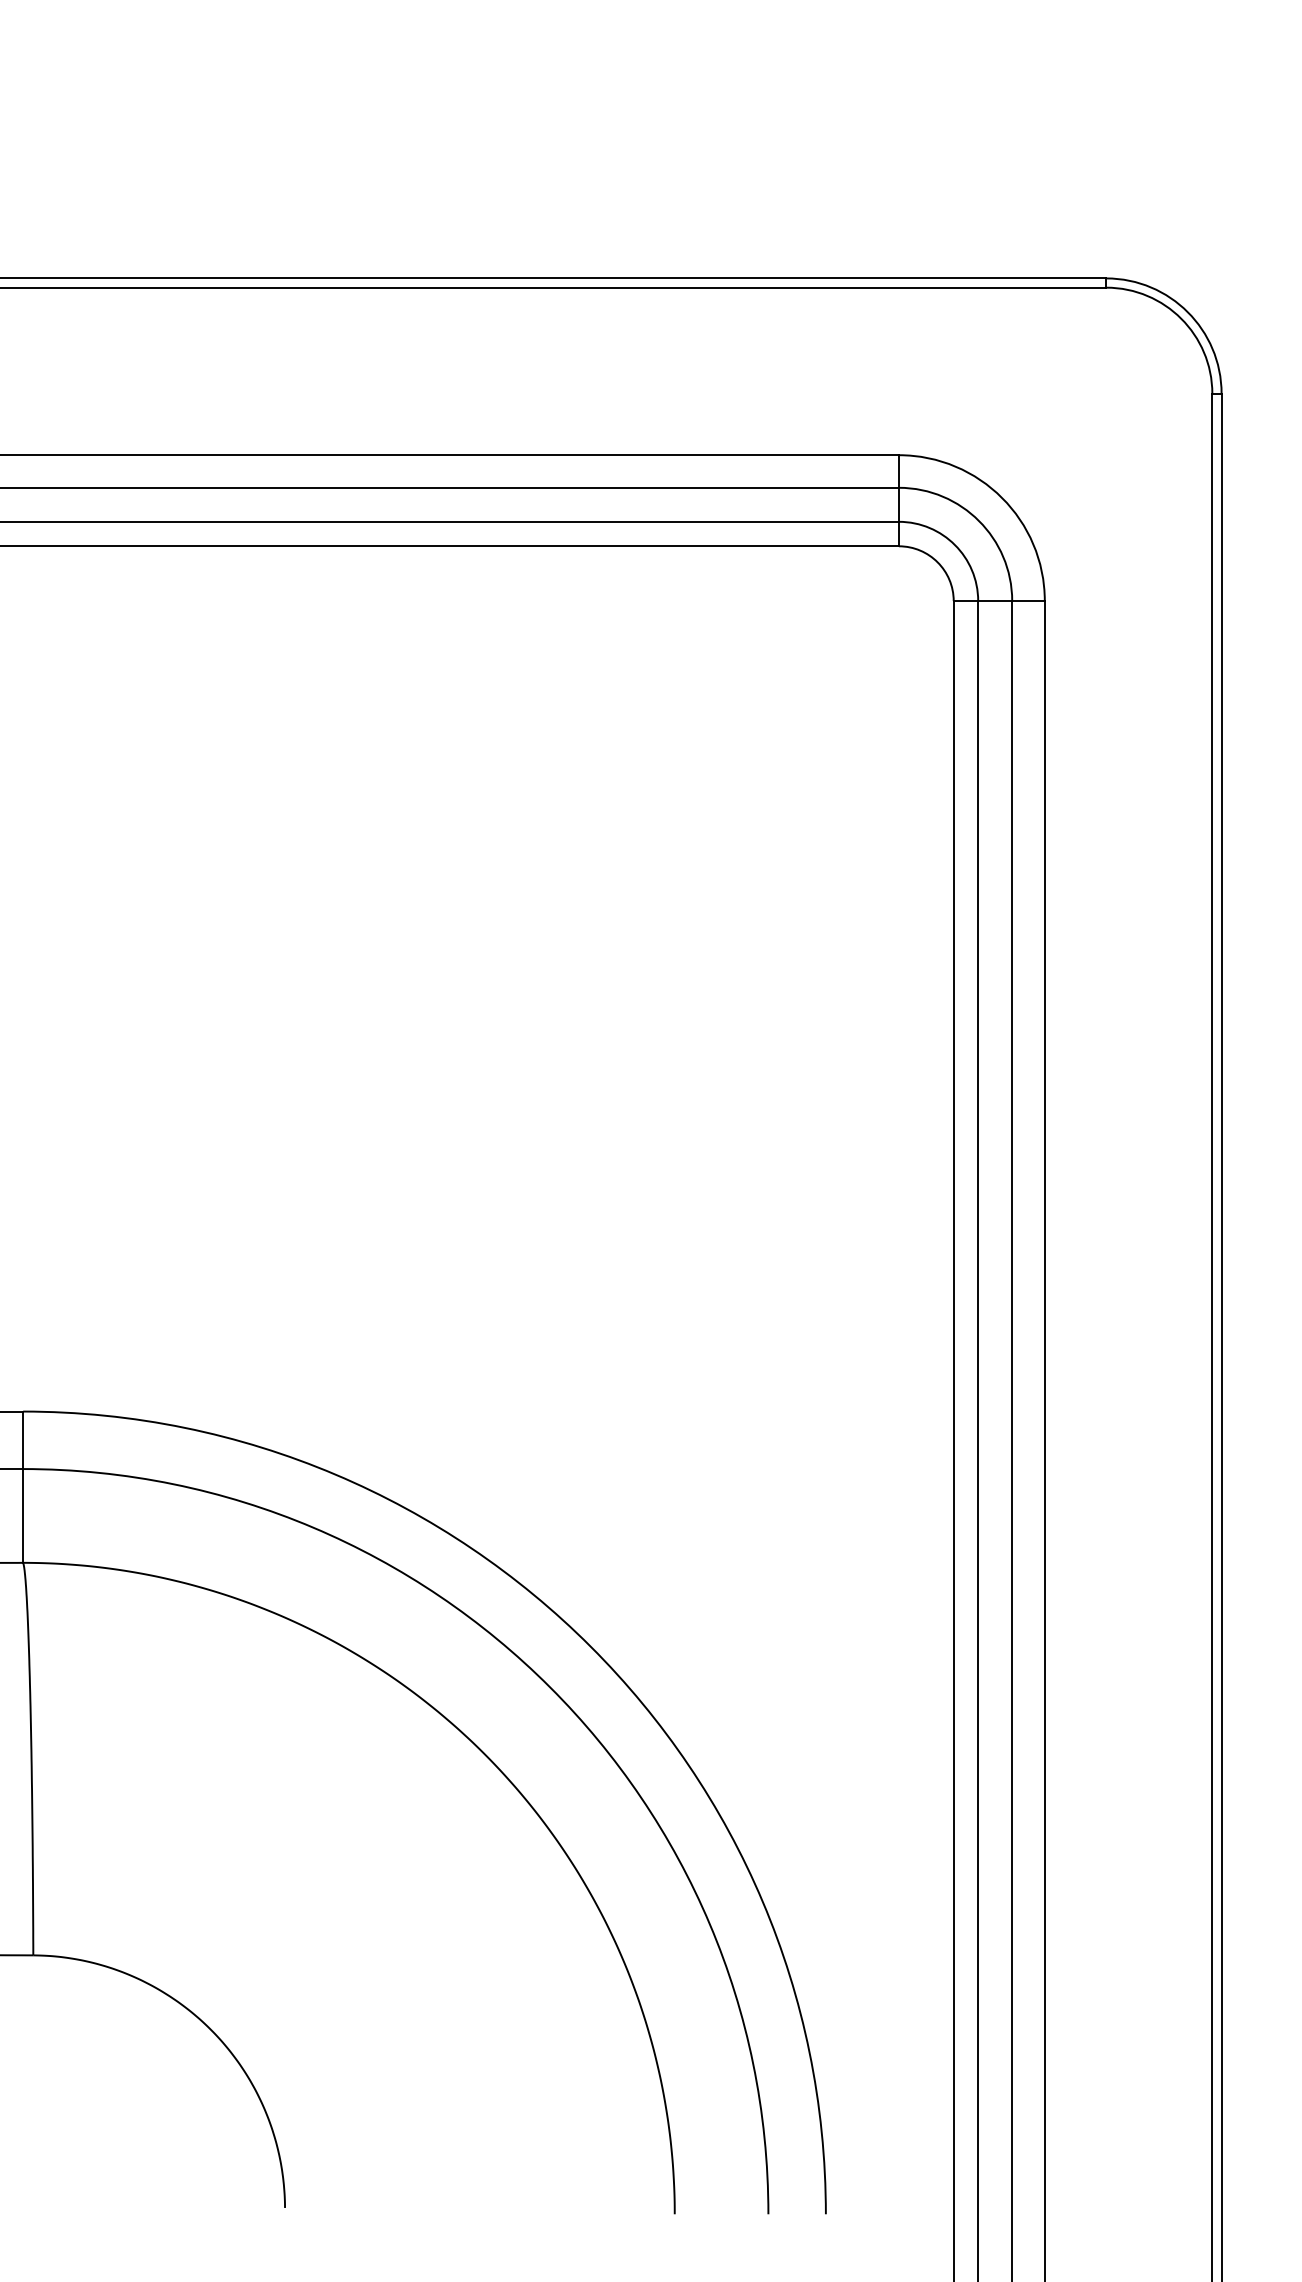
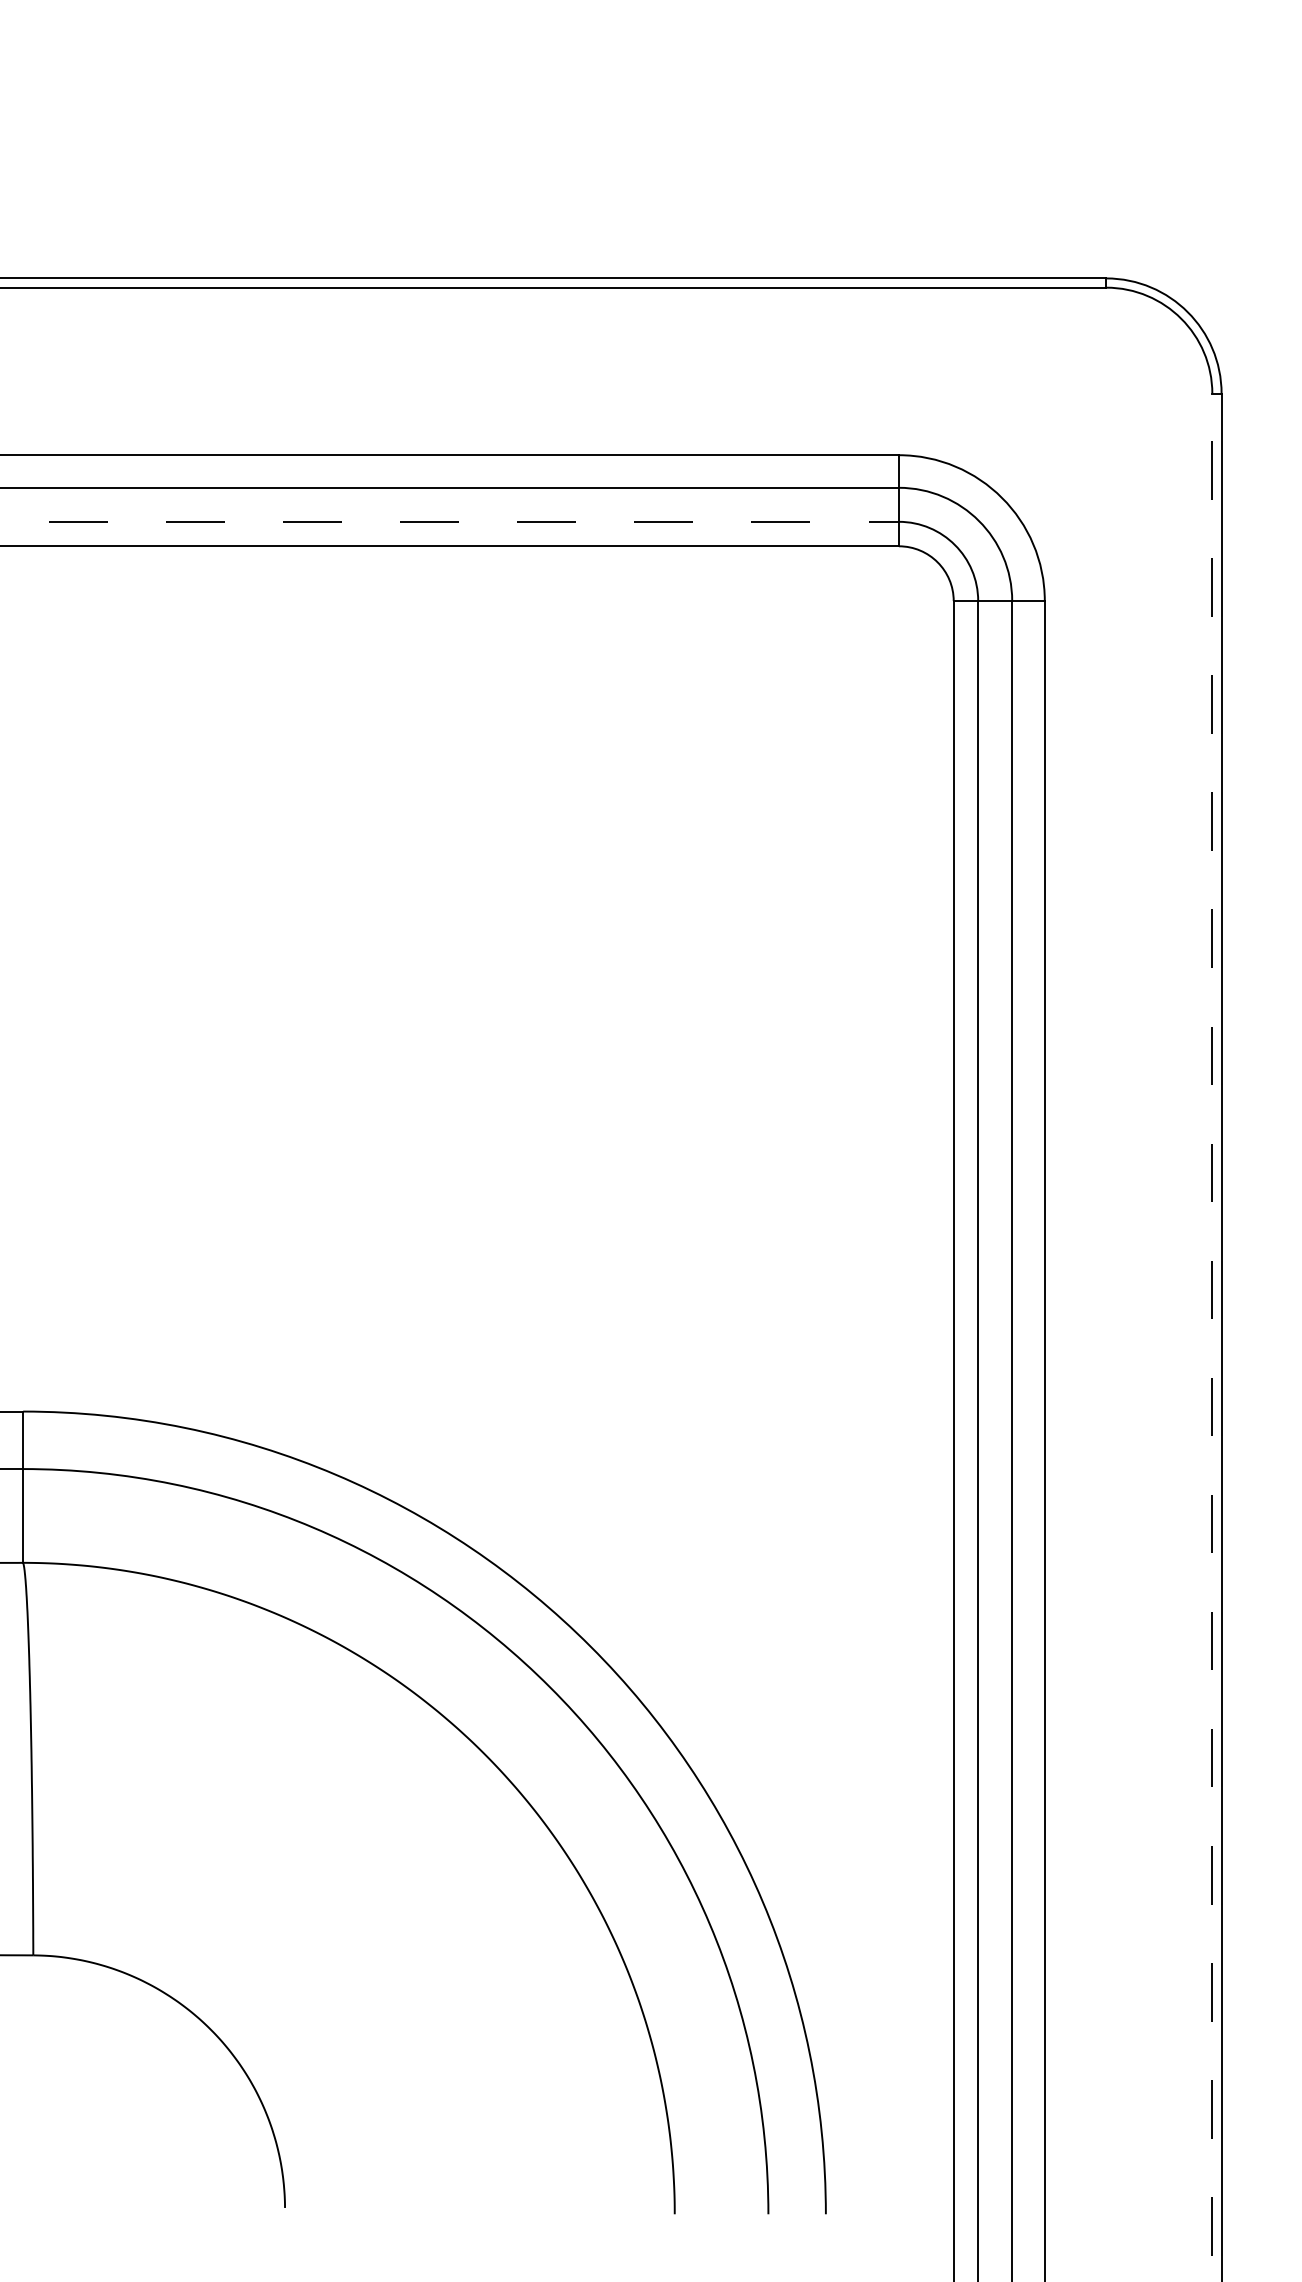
line: solid -> dashed (449, 521)
line: solid -> dashed (1212, 1337)
